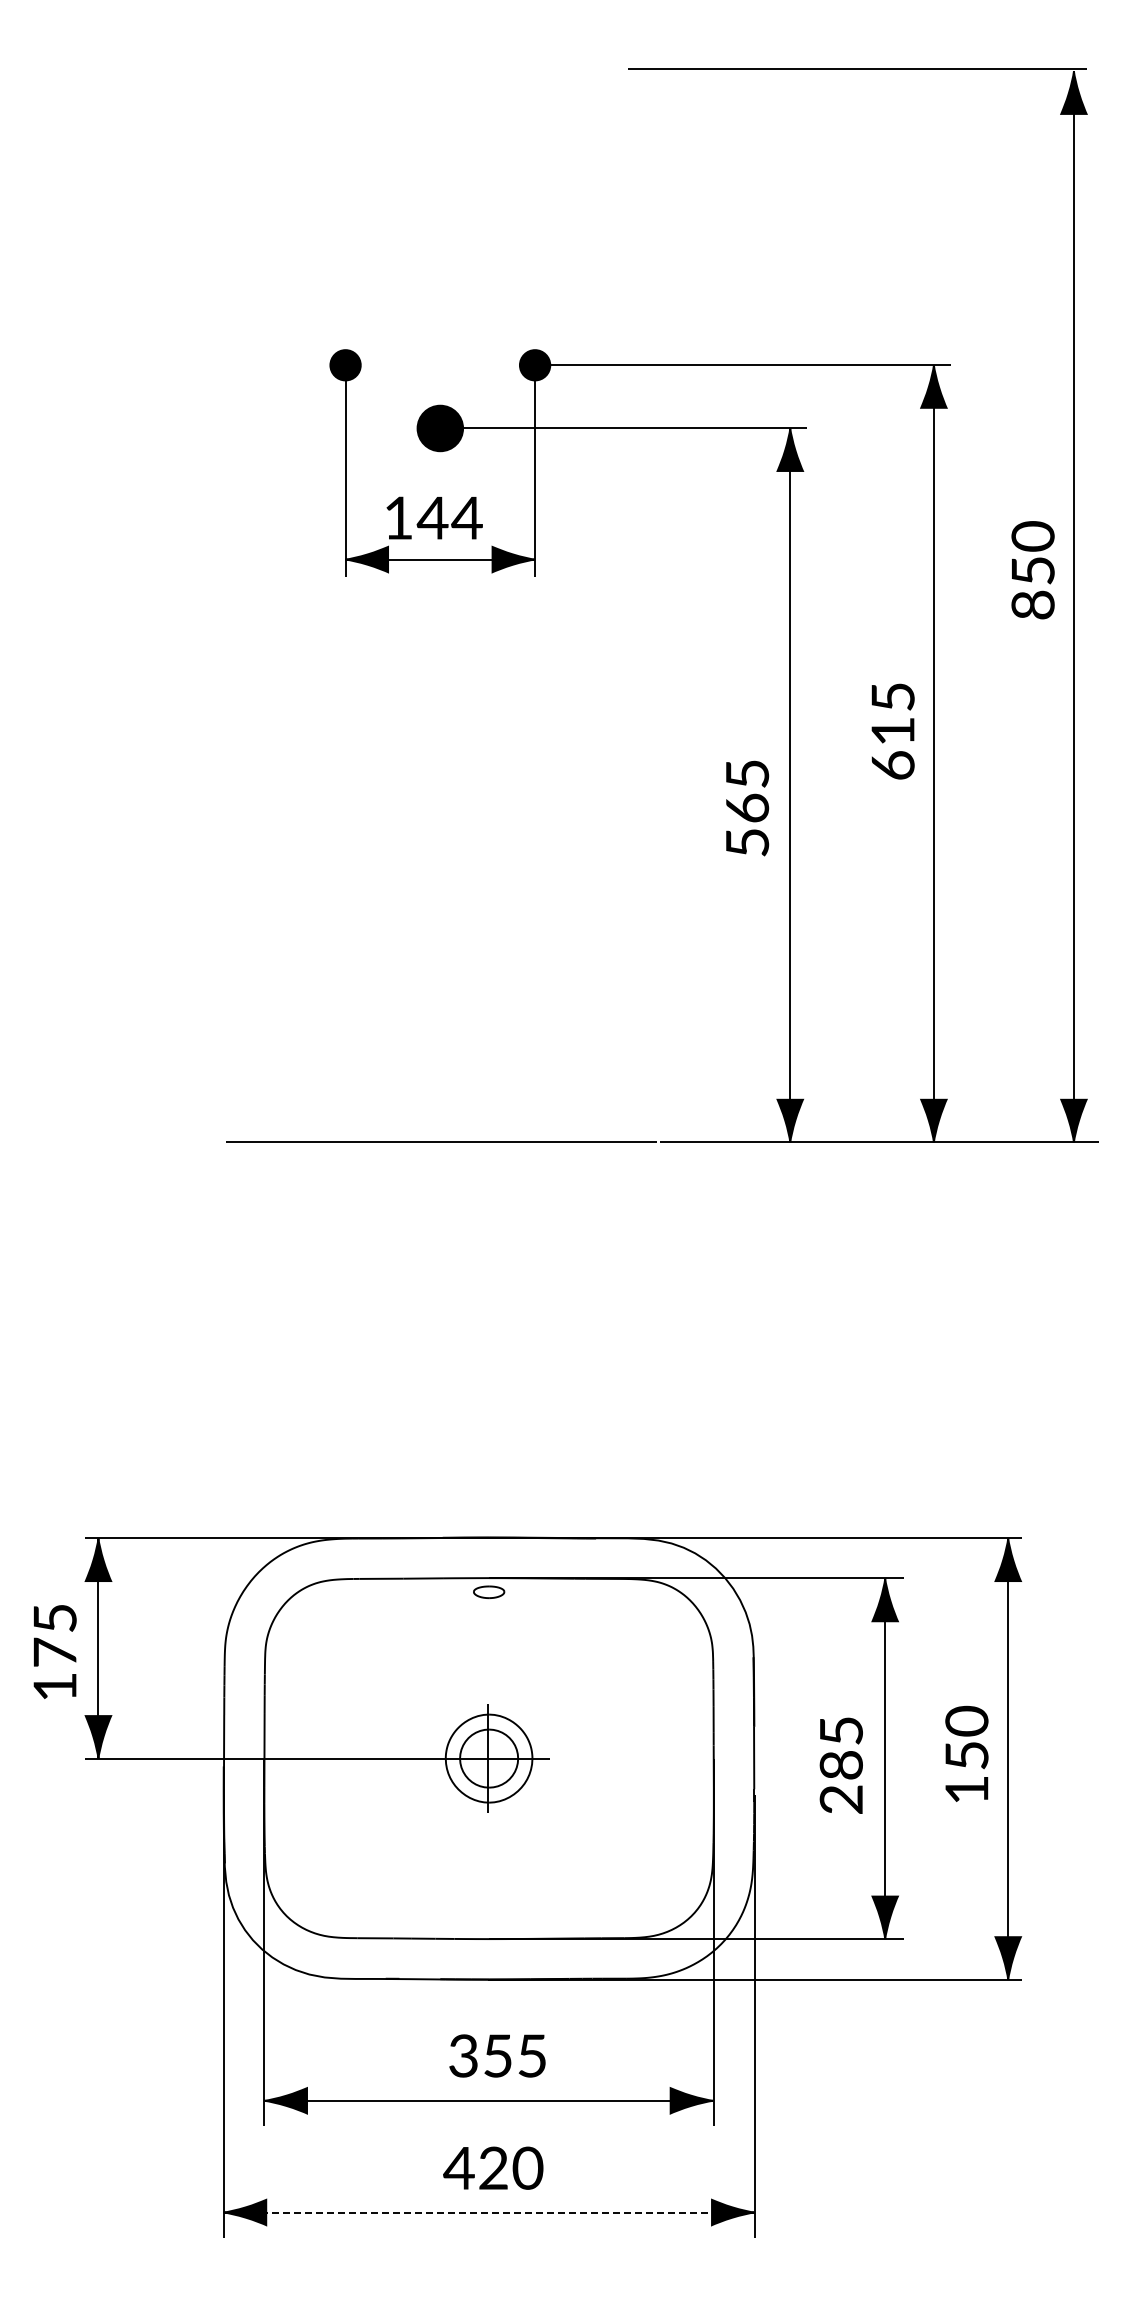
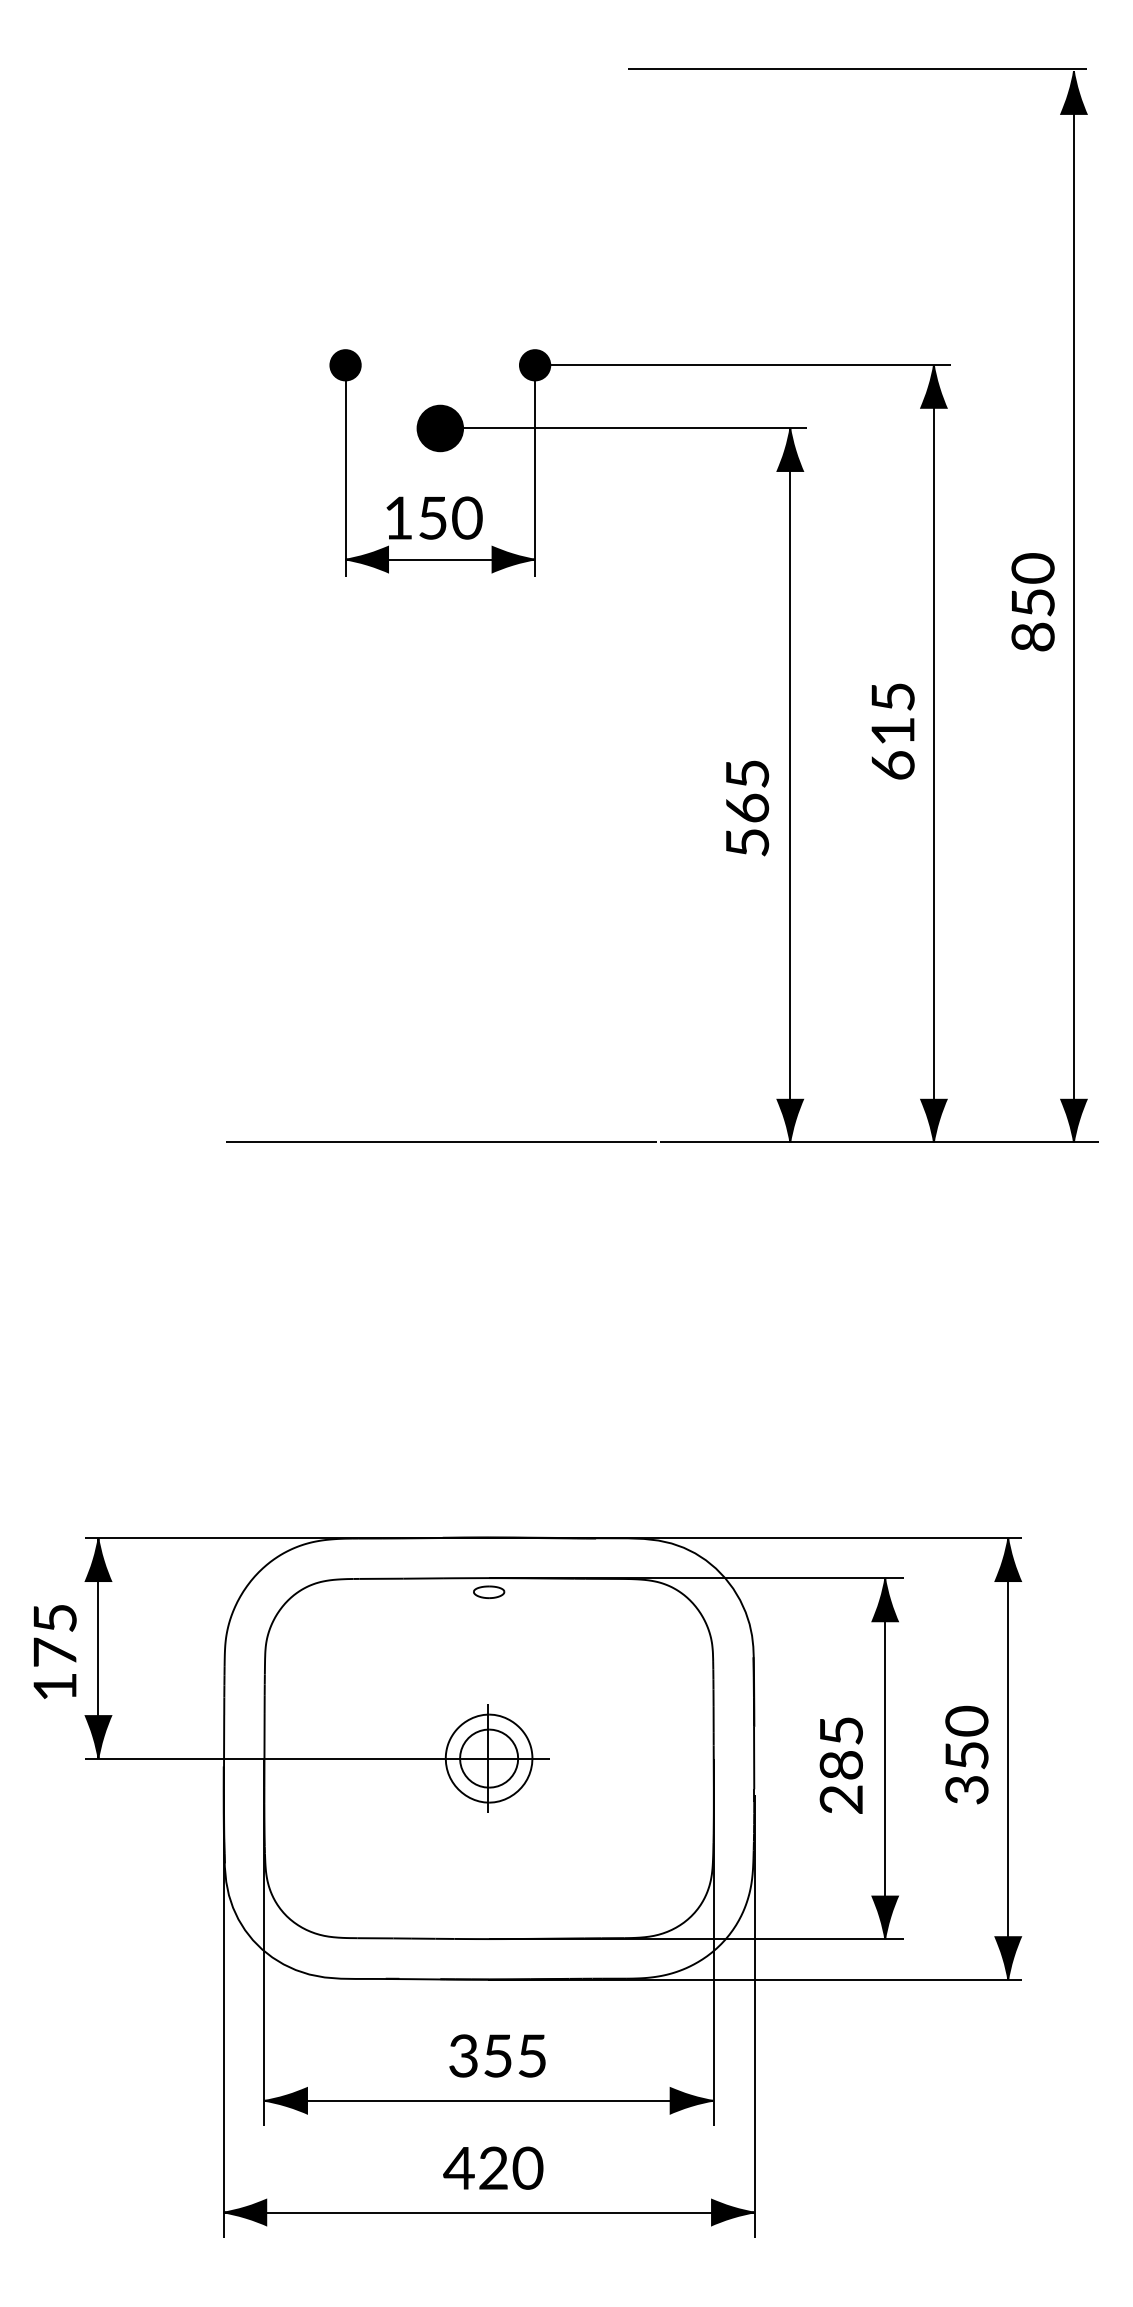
text: 144 -> 150 (449, 517)
text position: (1032, 570) -> (1032, 602) (1032, 602)
text: 150 -> 350 (966, 1790)
line: dashed -> solid (489, 2212)
